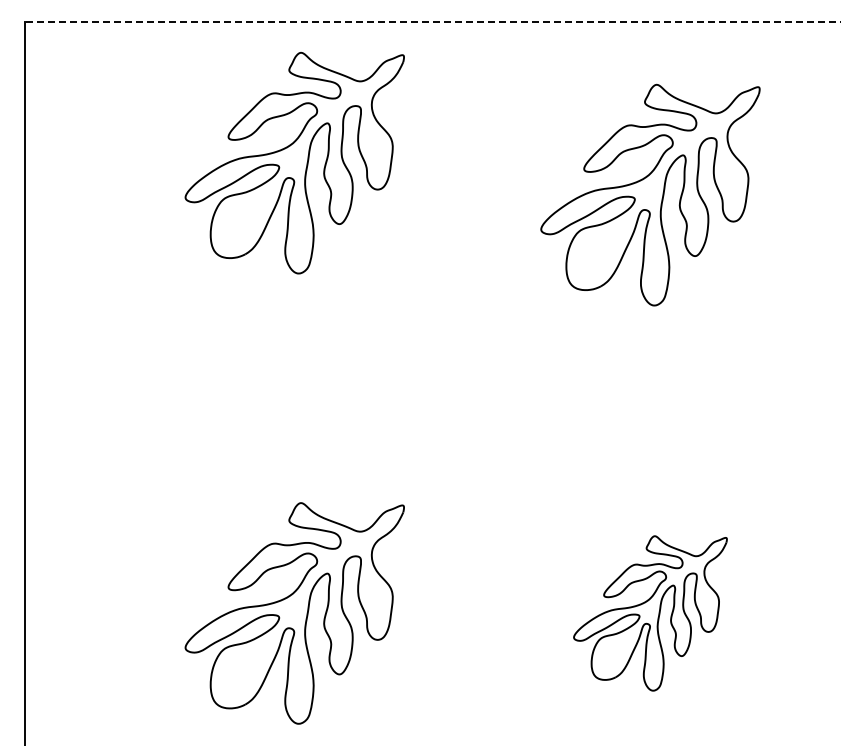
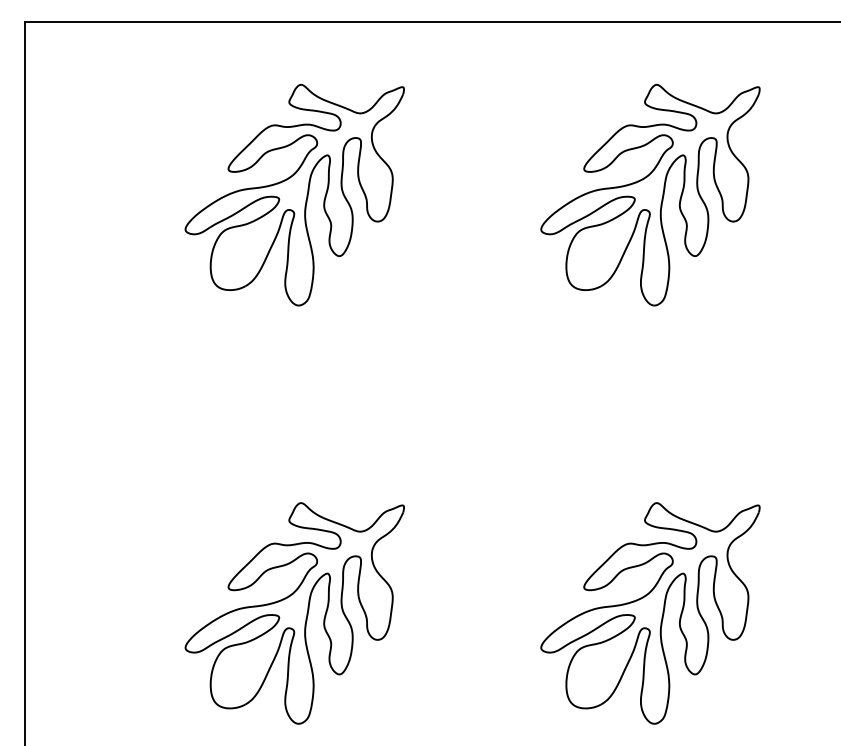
line: dashed -> solid (432, 22)
part position: (294, 163) -> (294, 195) (294, 195)
part size: 155x157 px -> 221x223 px (650, 613)
